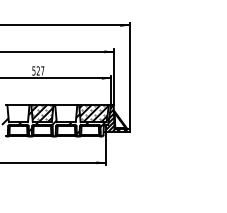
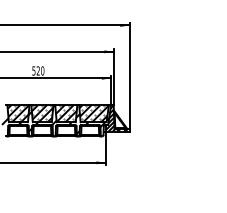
text: 527 -> 520 (42, 70)
hatch: none -> present (18, 113)
hatch: none -> present (65, 113)
